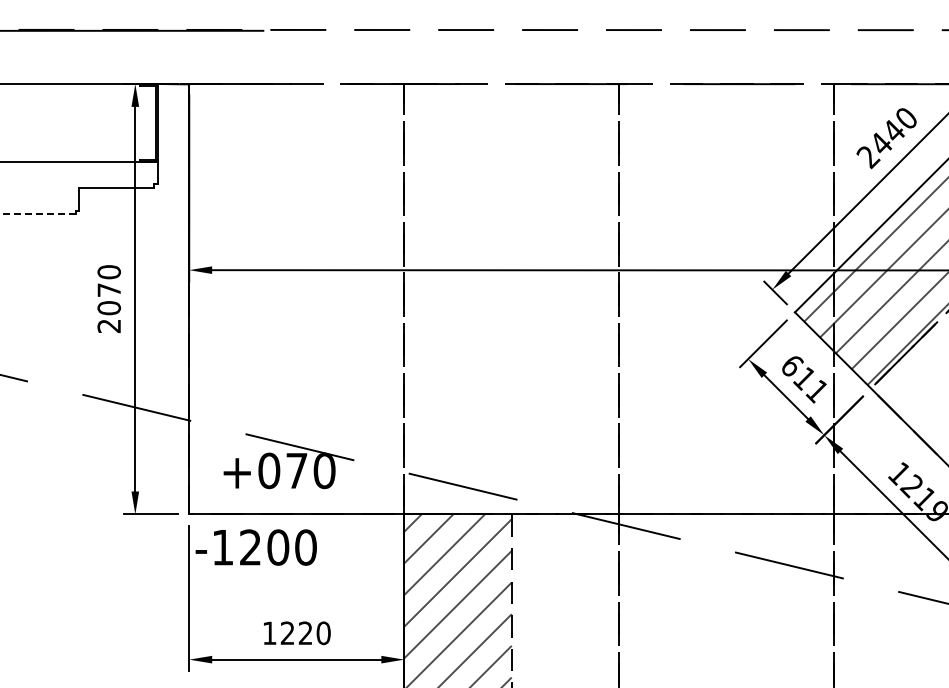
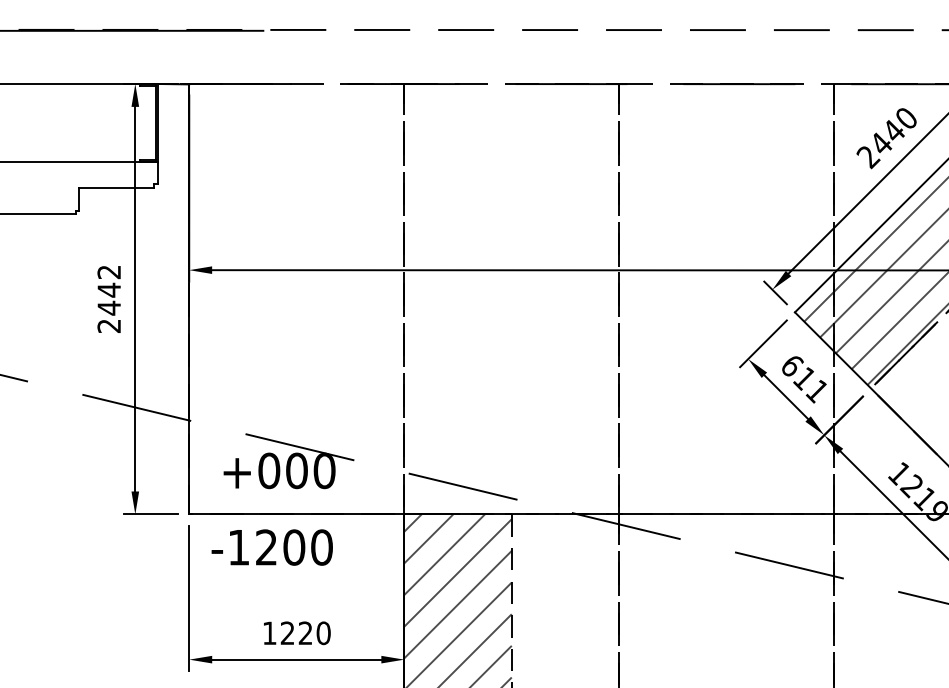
line: dashed -> solid (37, 214)
text: 2070 -> 2442 (109, 290)
text: +070 -> +000 (296, 470)
text position: (255, 547) -> (271, 547) (271, 547)
